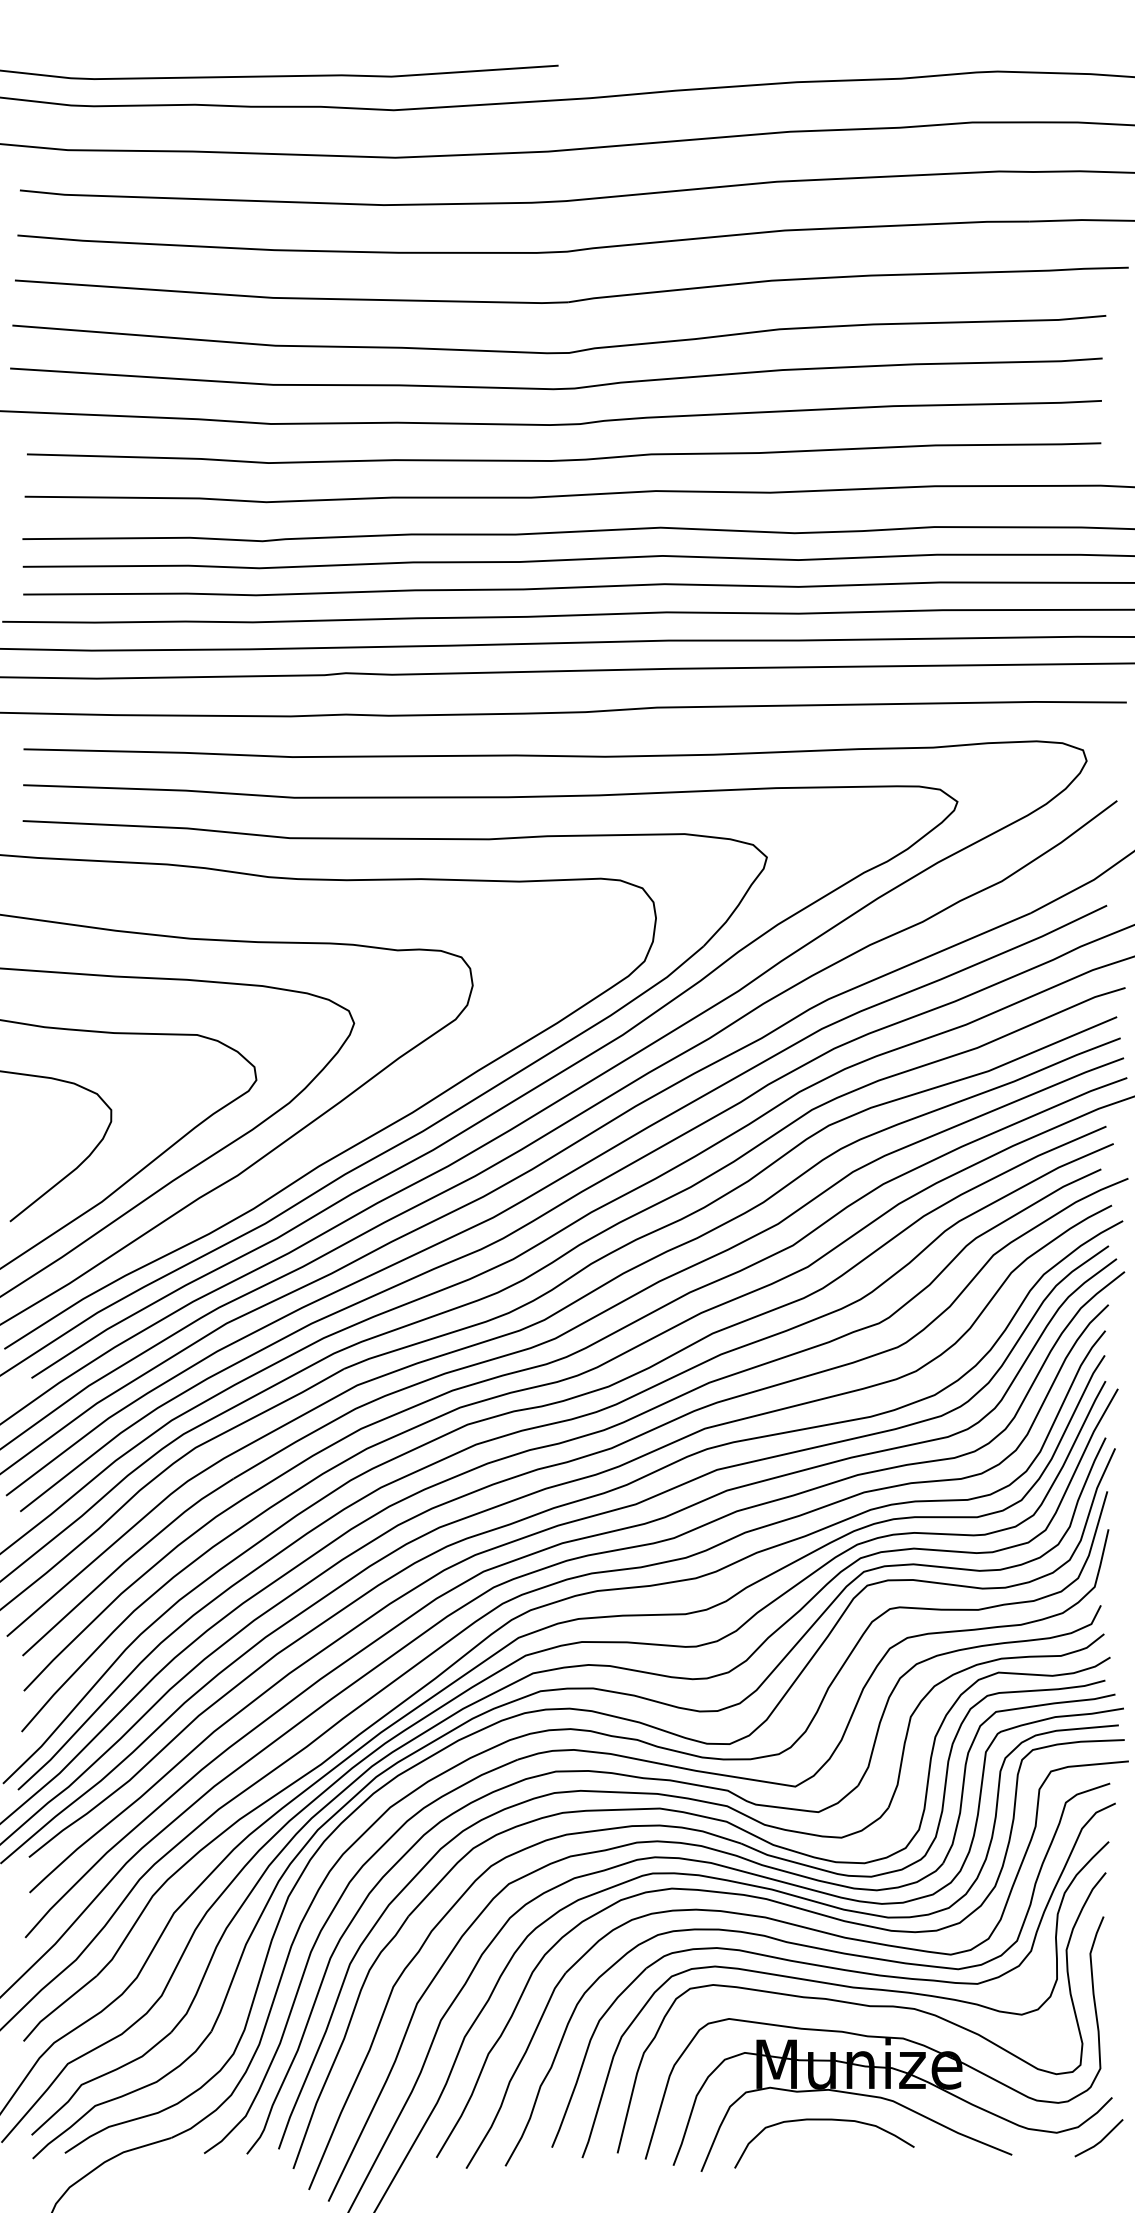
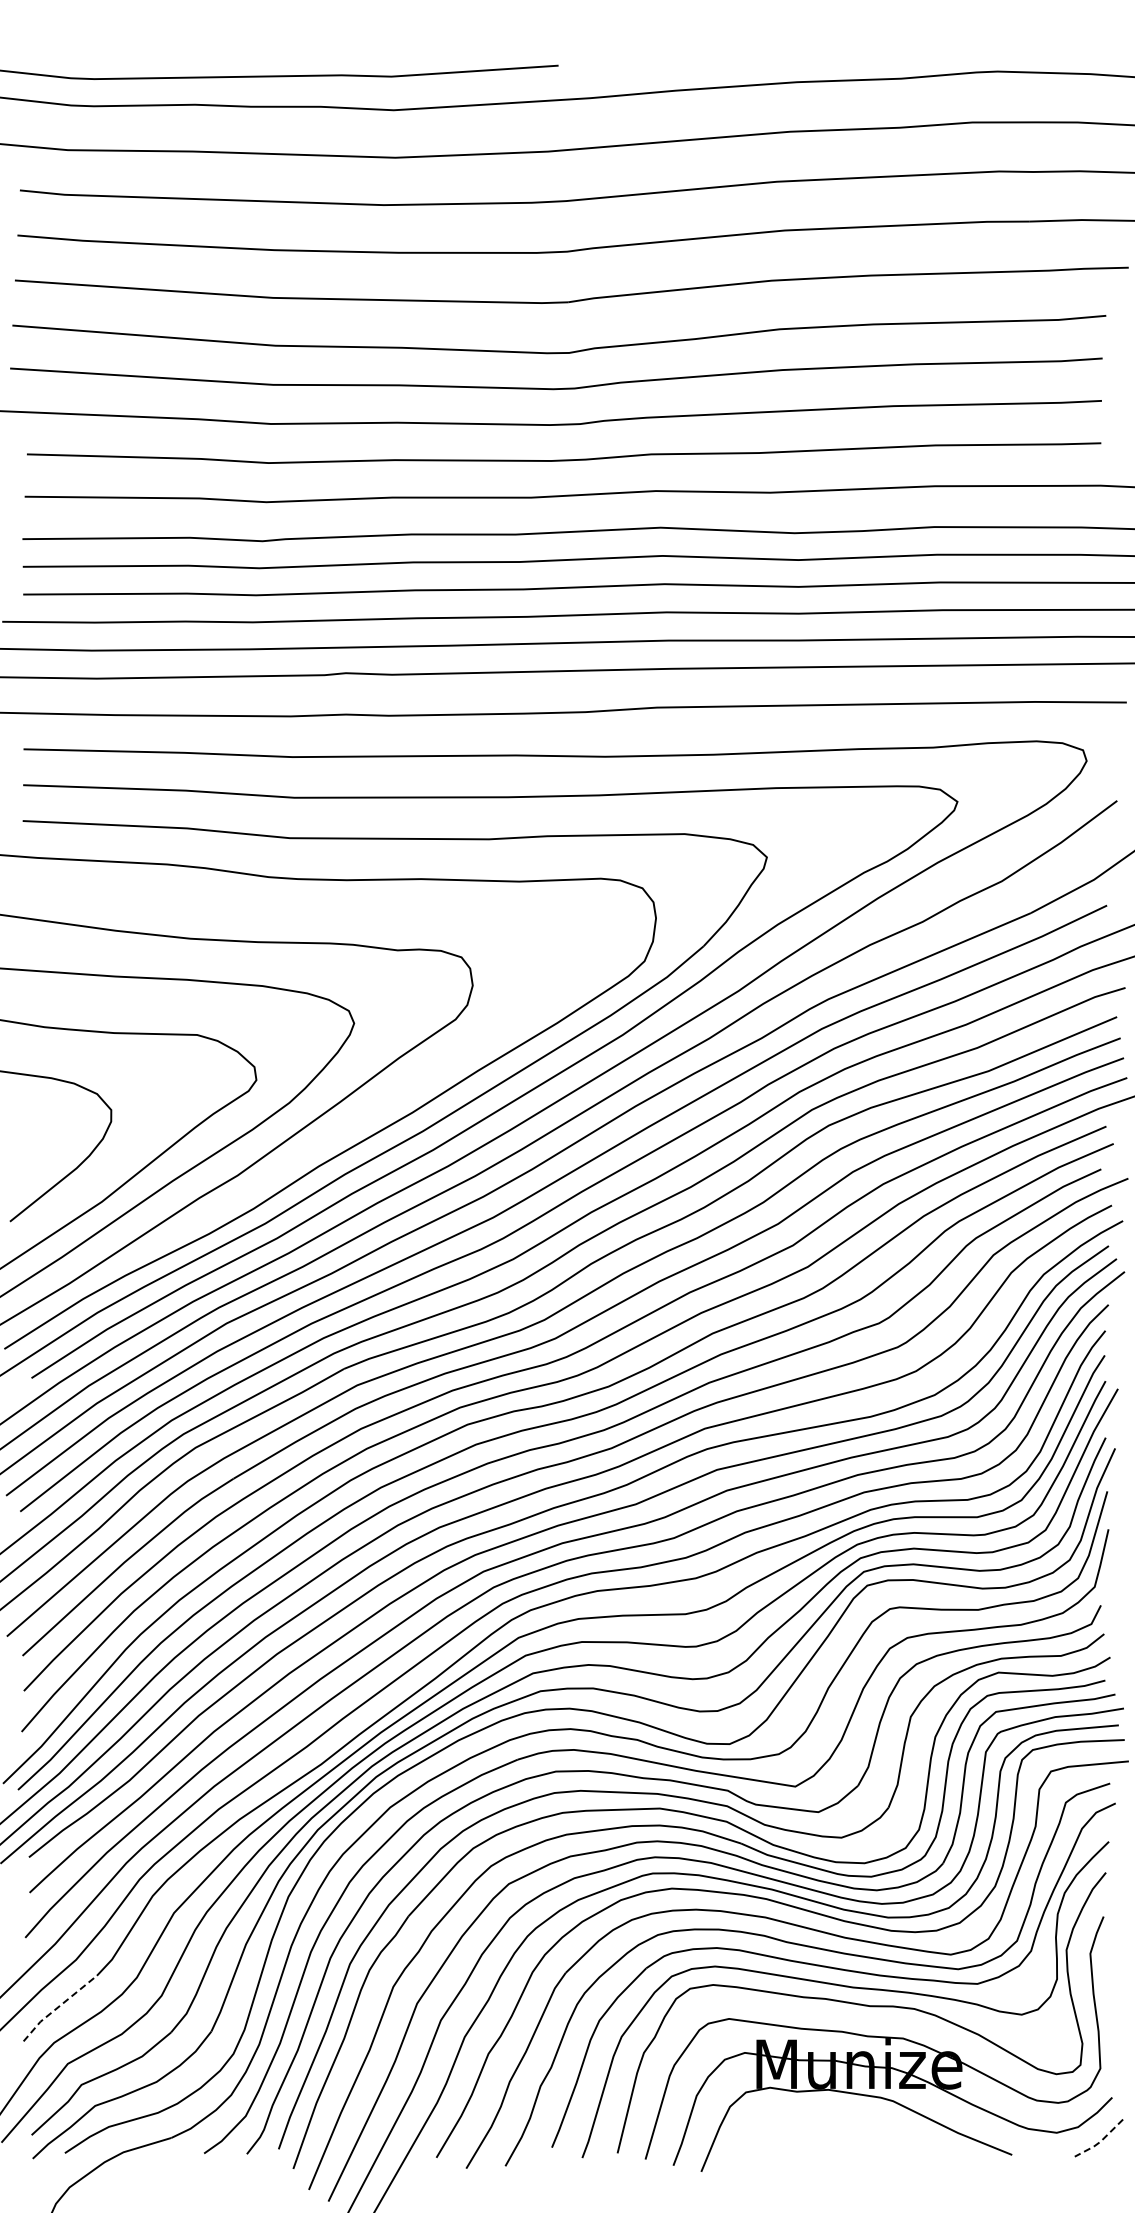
line: solid -> dashed (58, 2007)
curve: present -> none (824, 2120)
line: solid -> dashed (1100, 2141)
